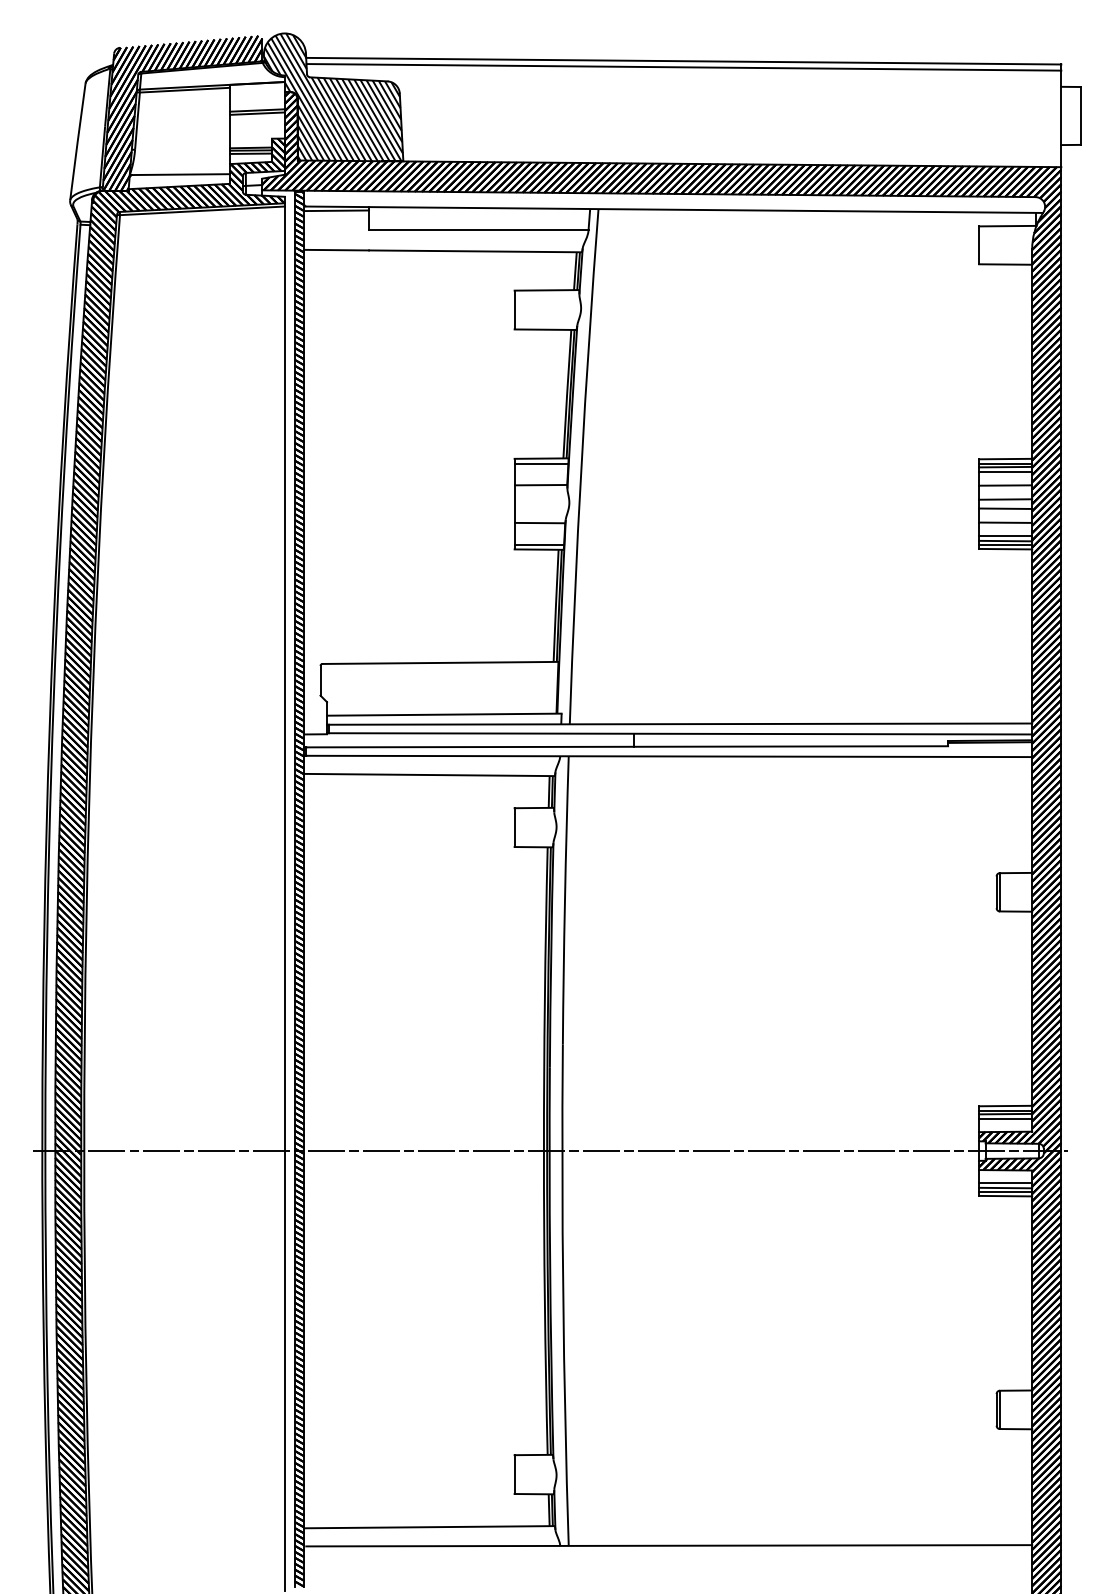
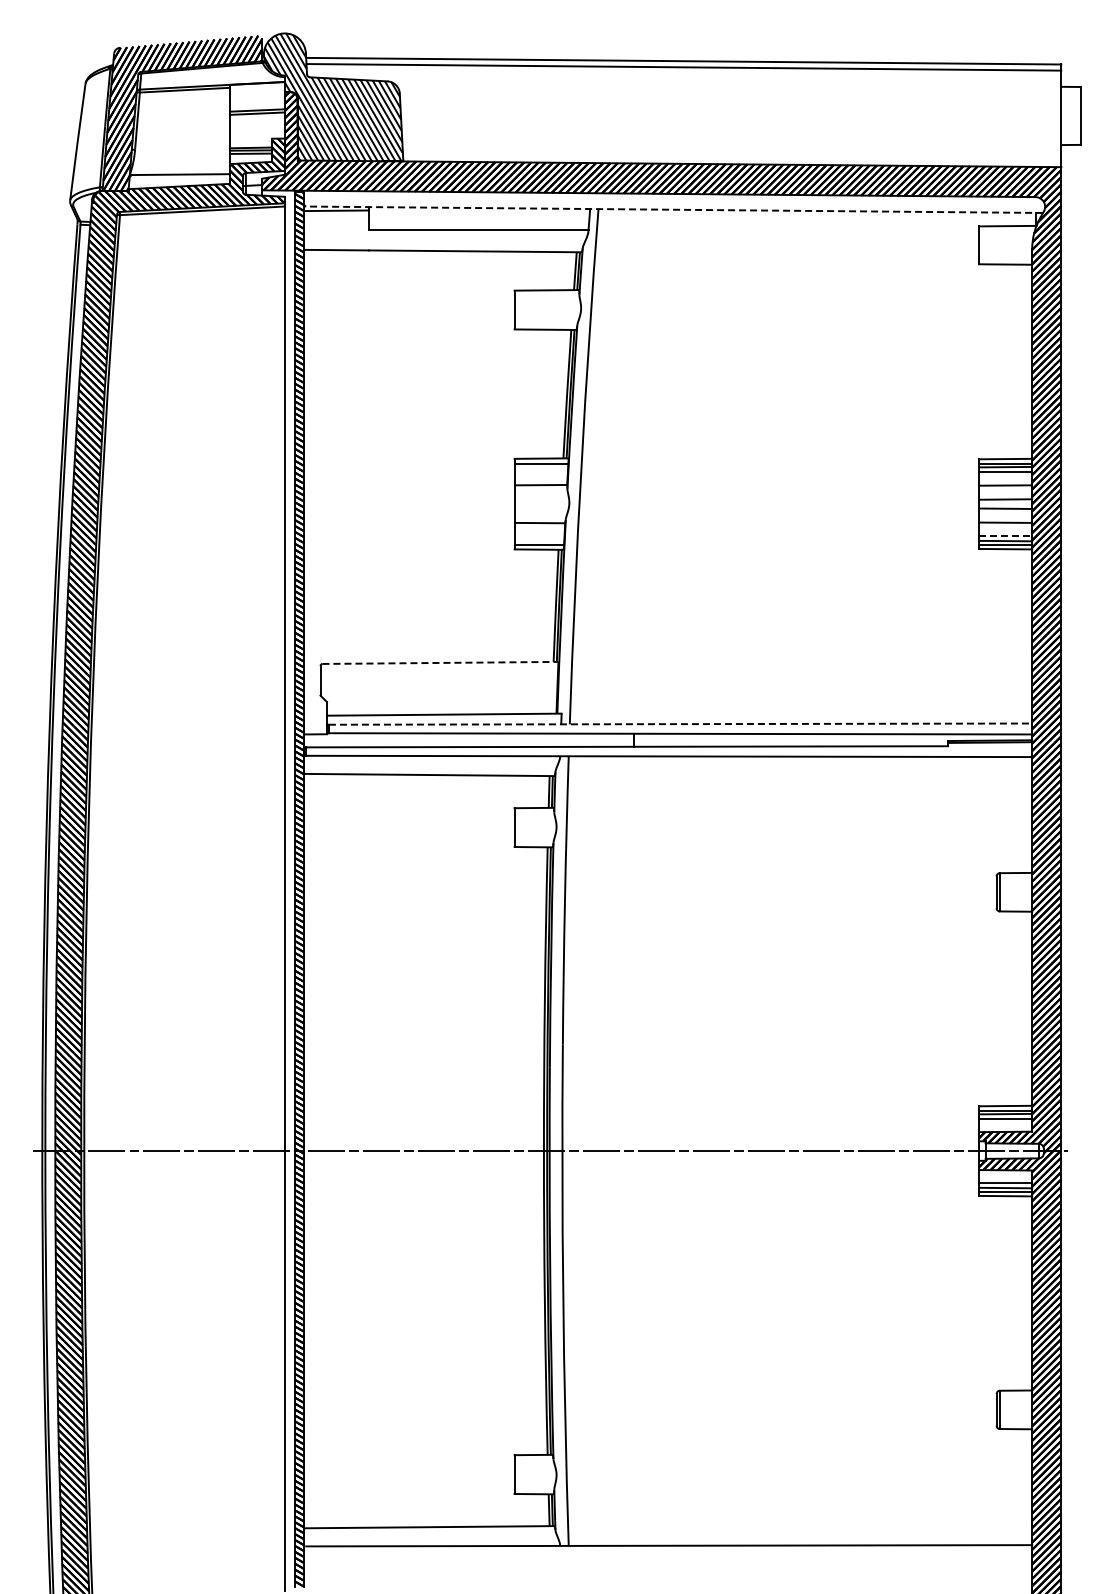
line: solid -> dashed (674, 209)
line: solid -> dashed (1005, 536)
line: solid -> dashed (440, 662)
line: solid -> dashed (680, 724)
